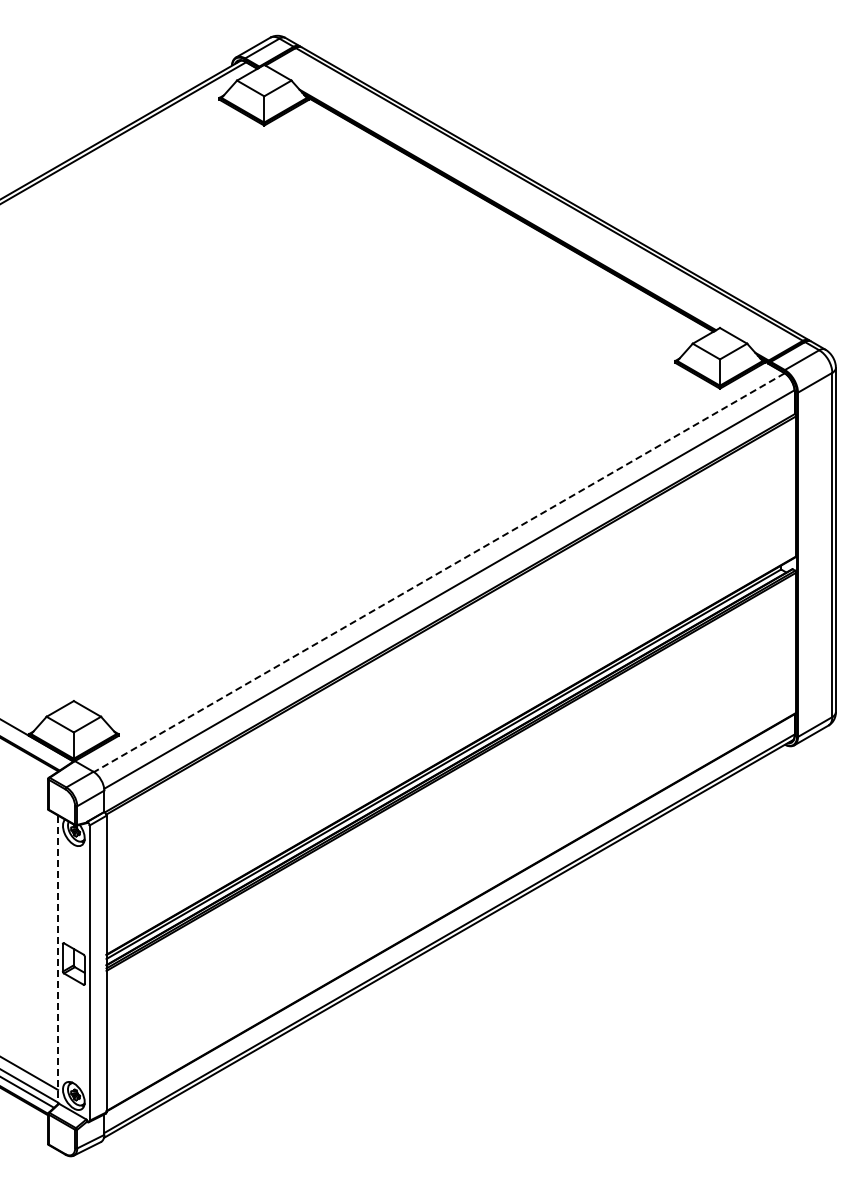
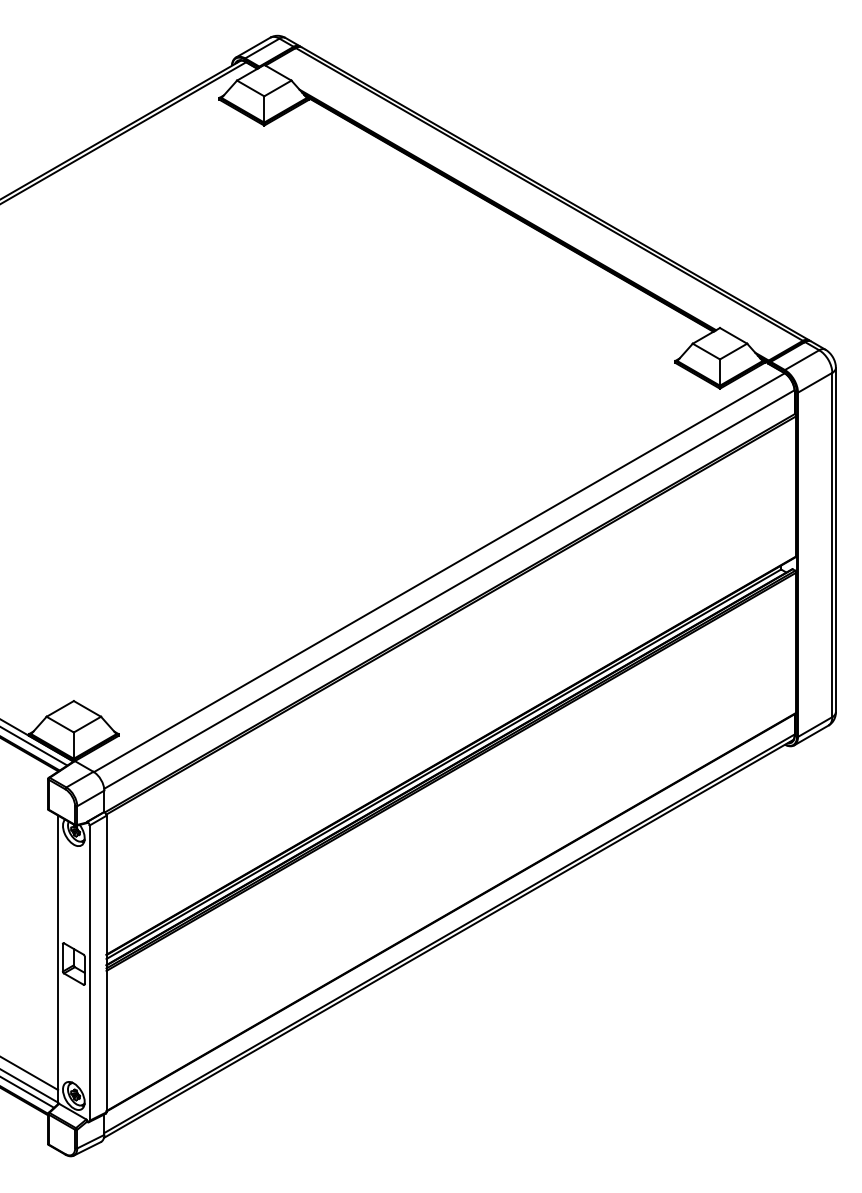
line: dashed -> solid (439, 572)
line: none -> present (34, 746)
line: dashed -> solid (58, 960)
